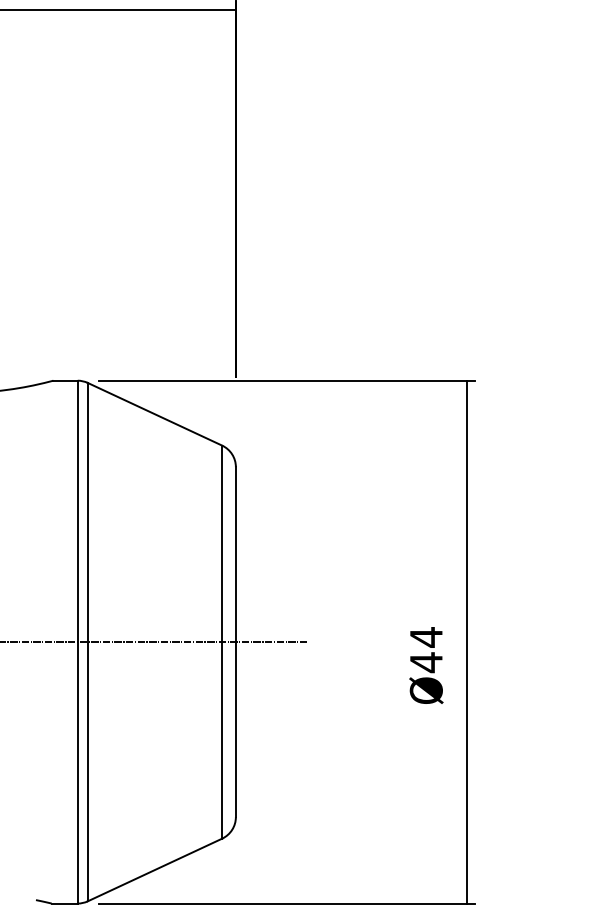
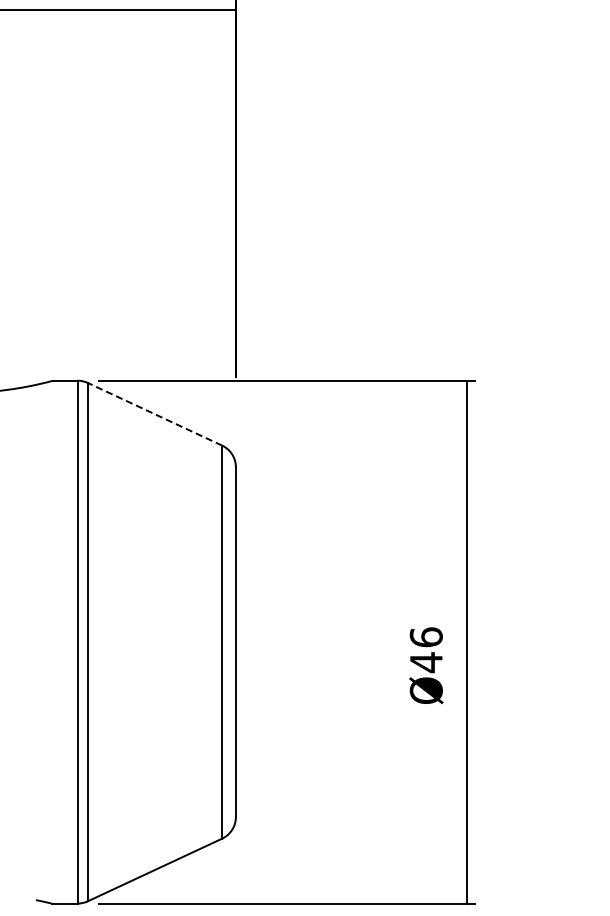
line: solid -> dashed (154, 414)
text: Ø44 -> Ø46 (425, 637)
line: present -> none (154, 642)
